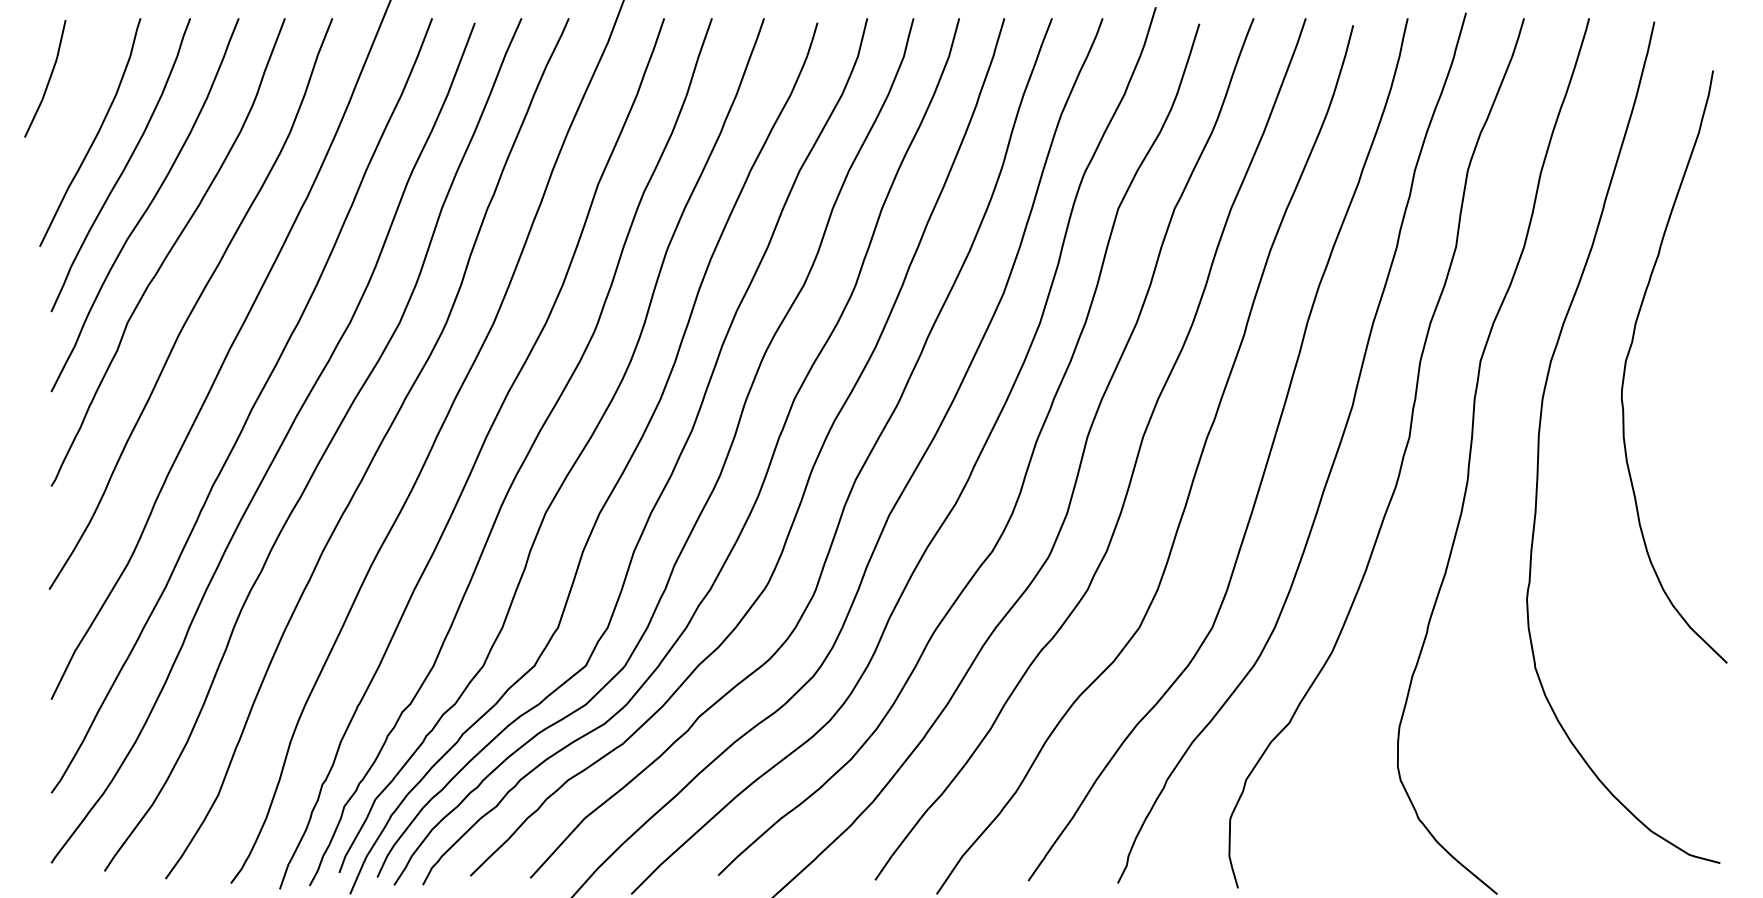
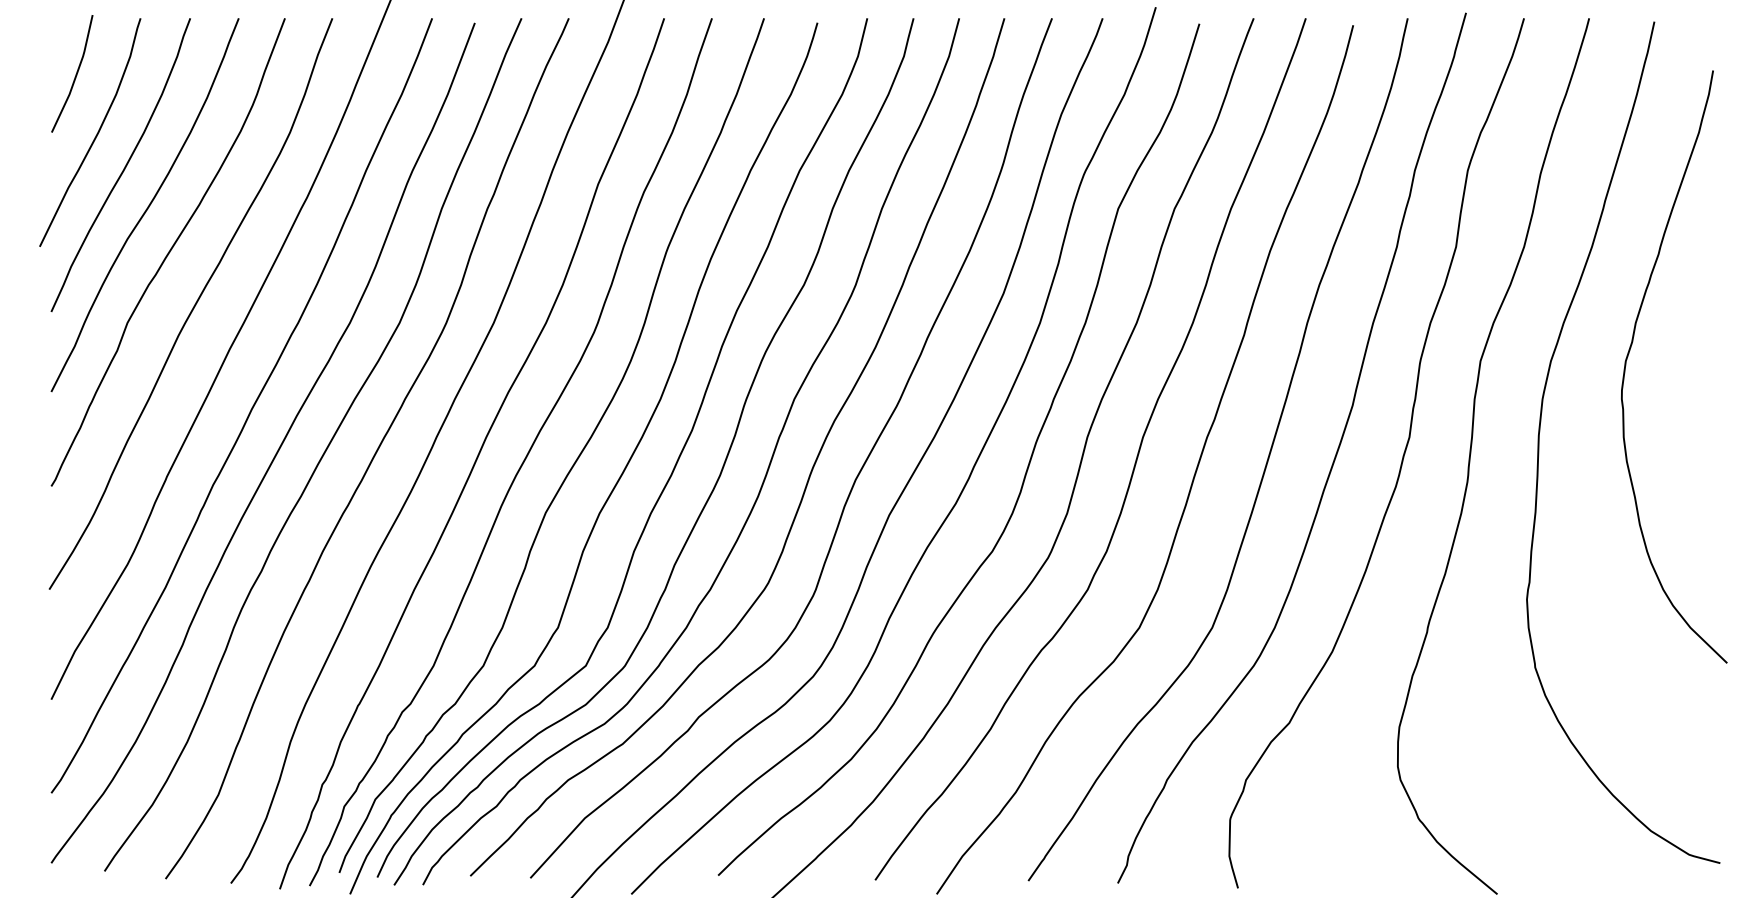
line position: (48, 79) -> (75, 74) (75, 74)
